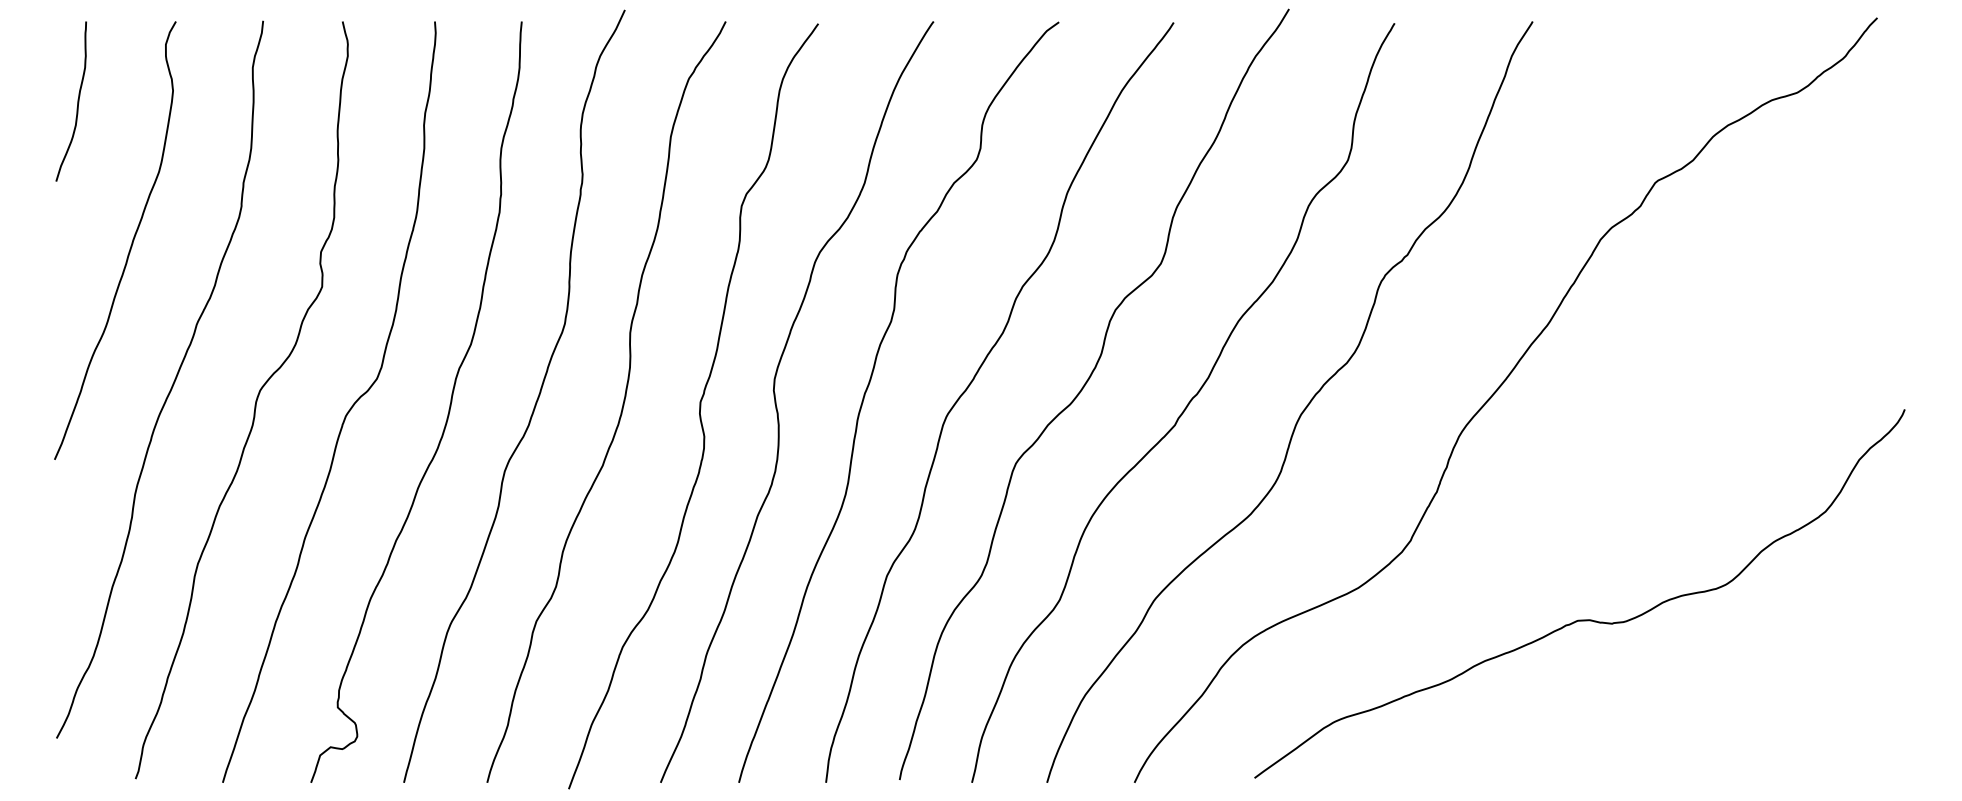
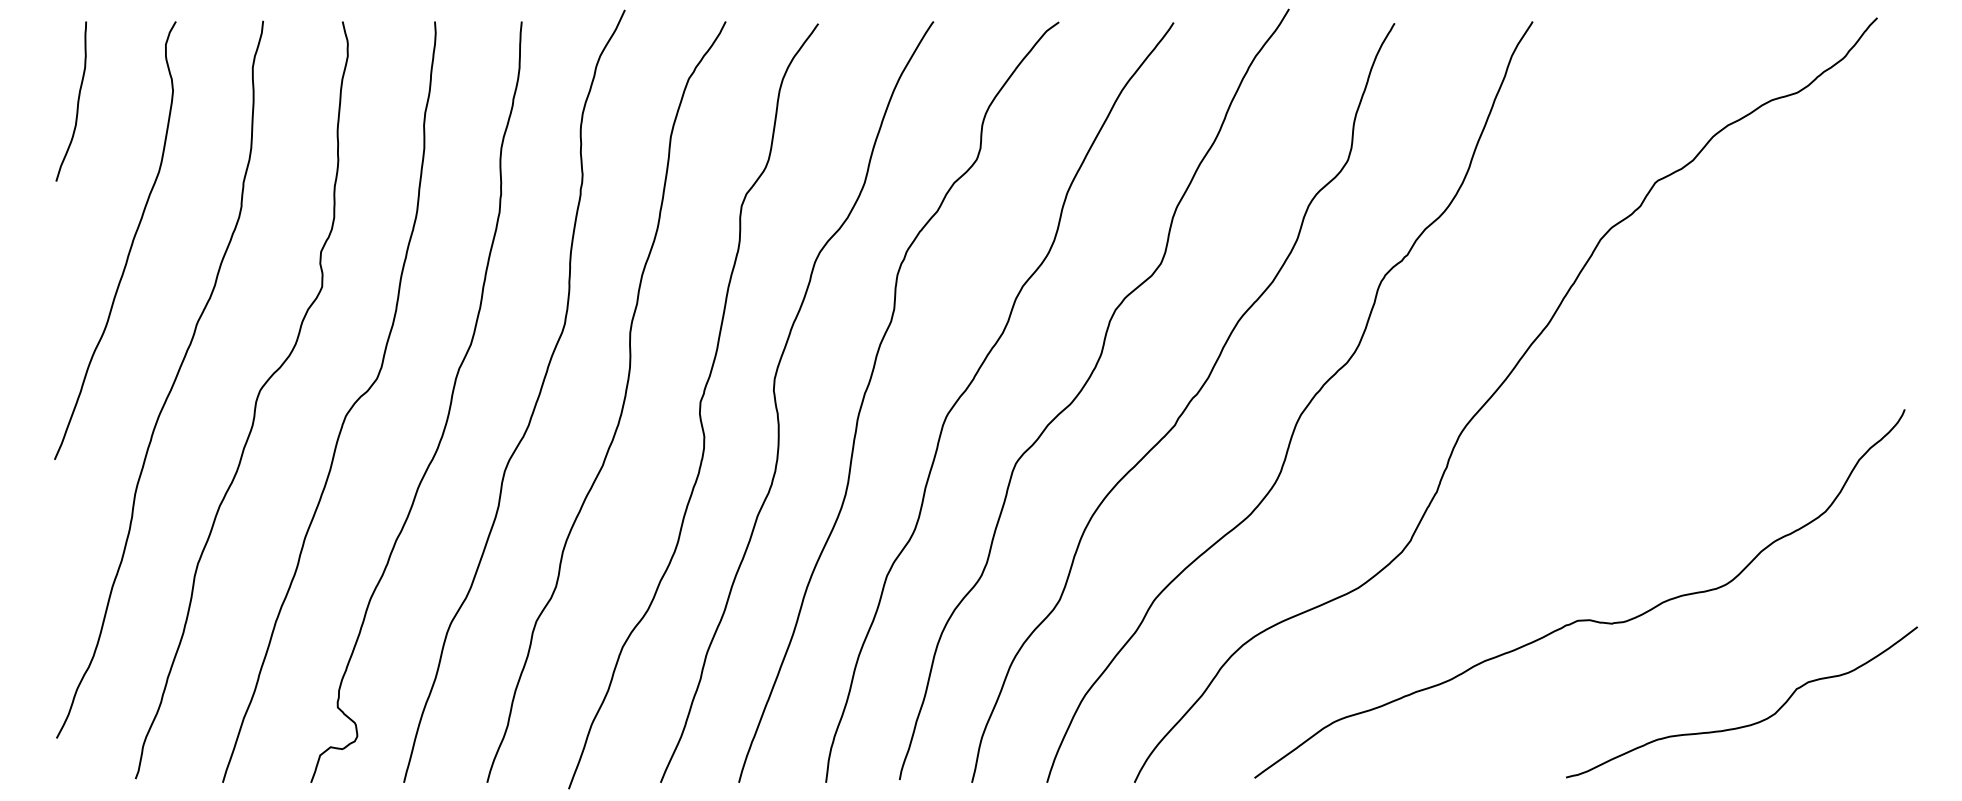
curve: none -> present (1748, 724)
